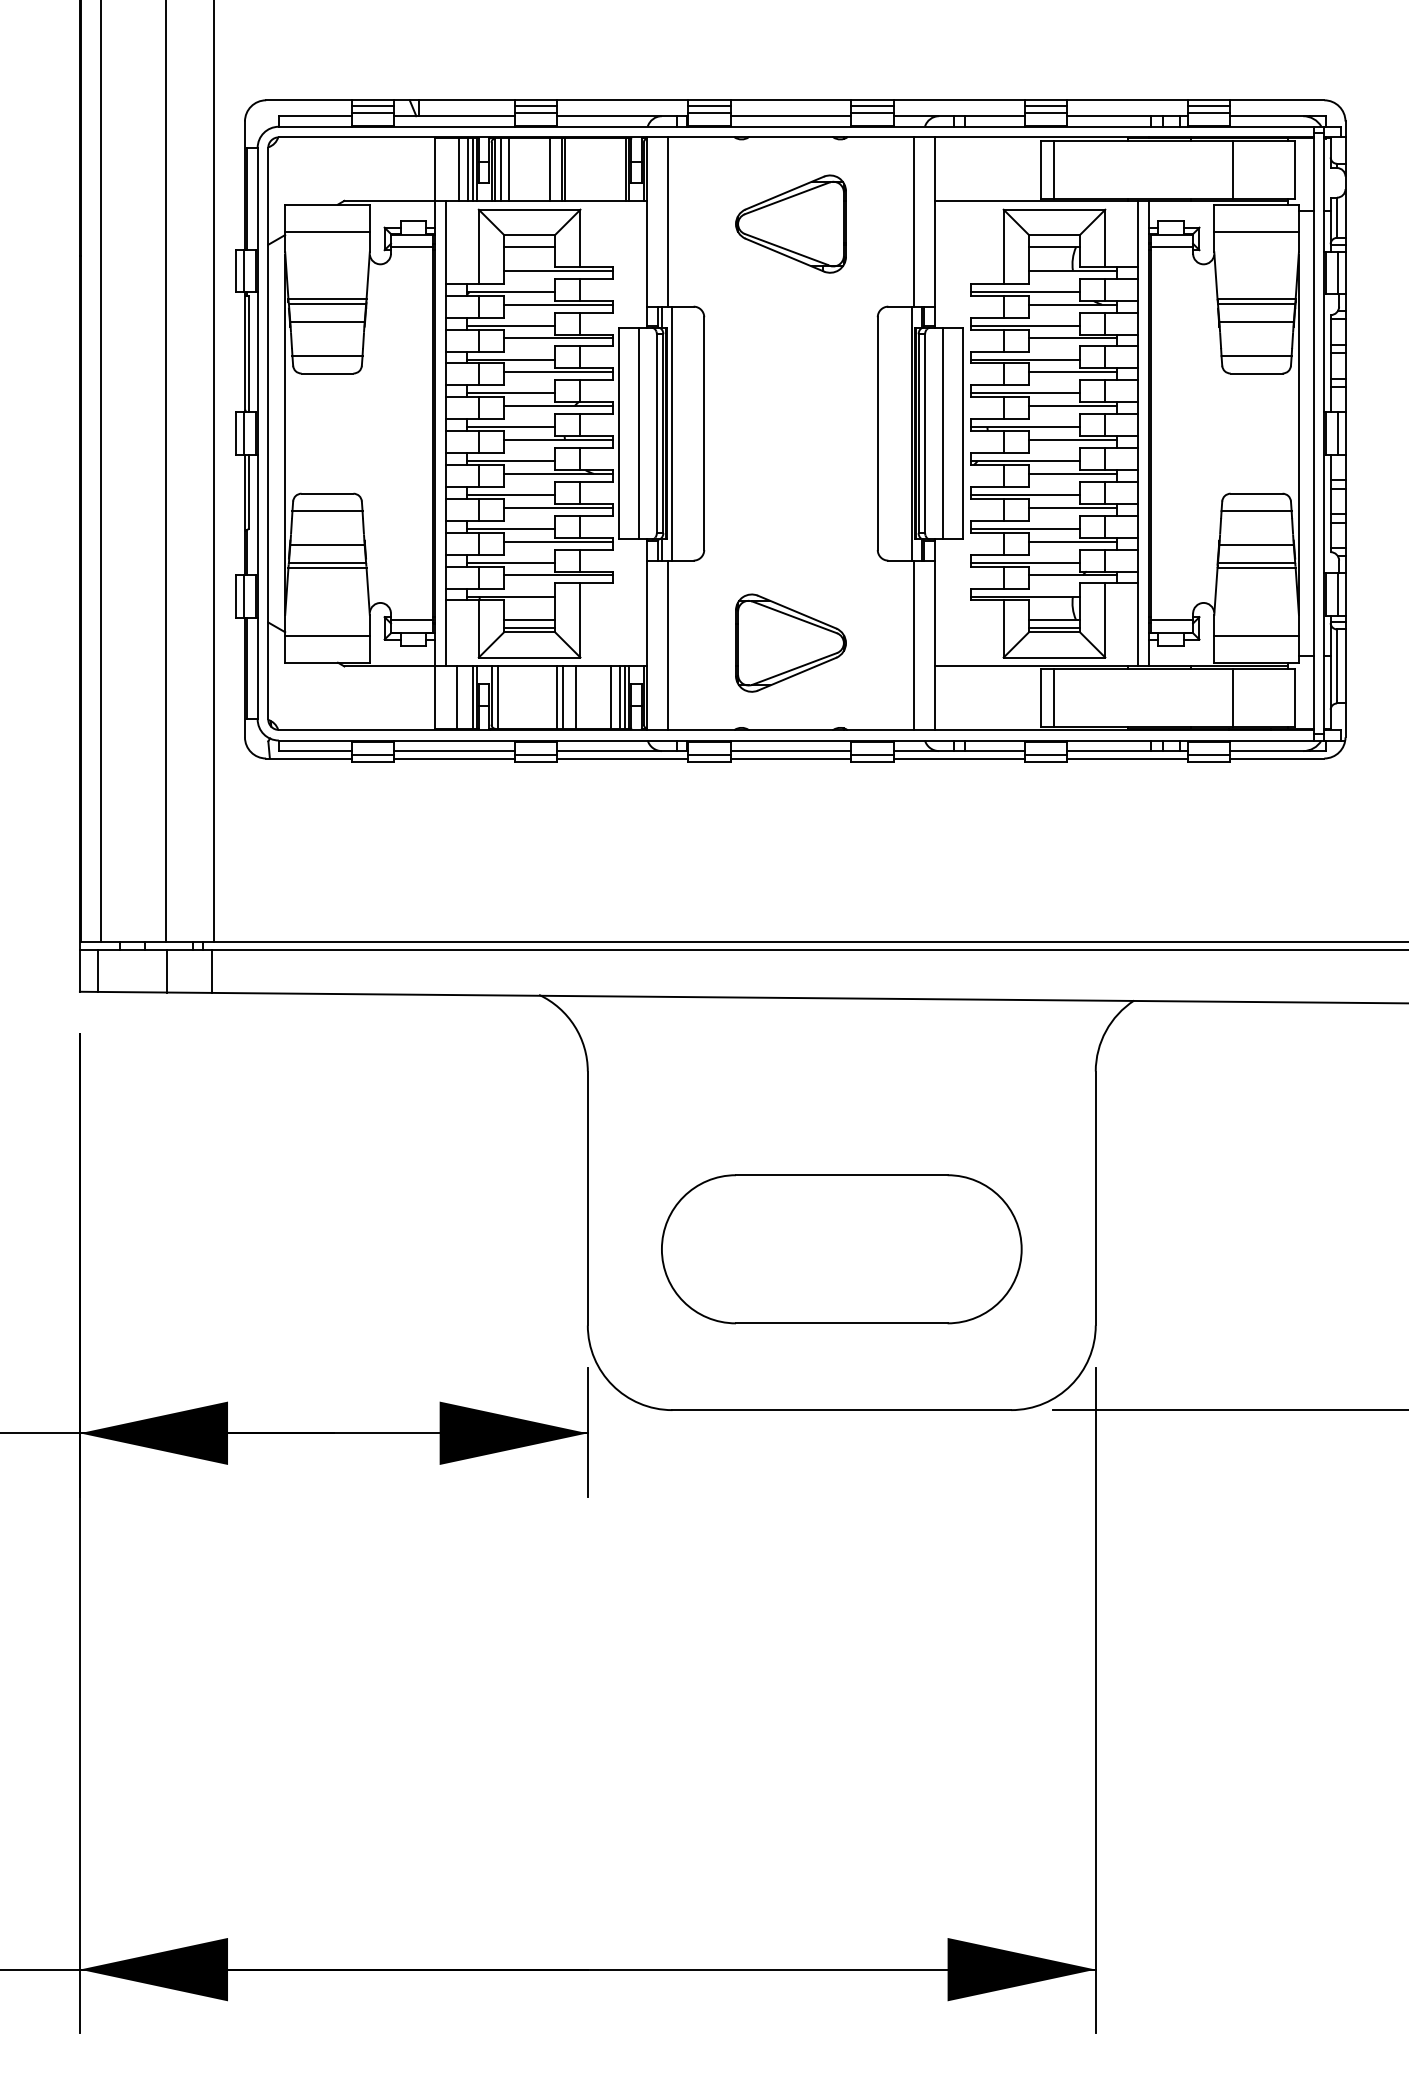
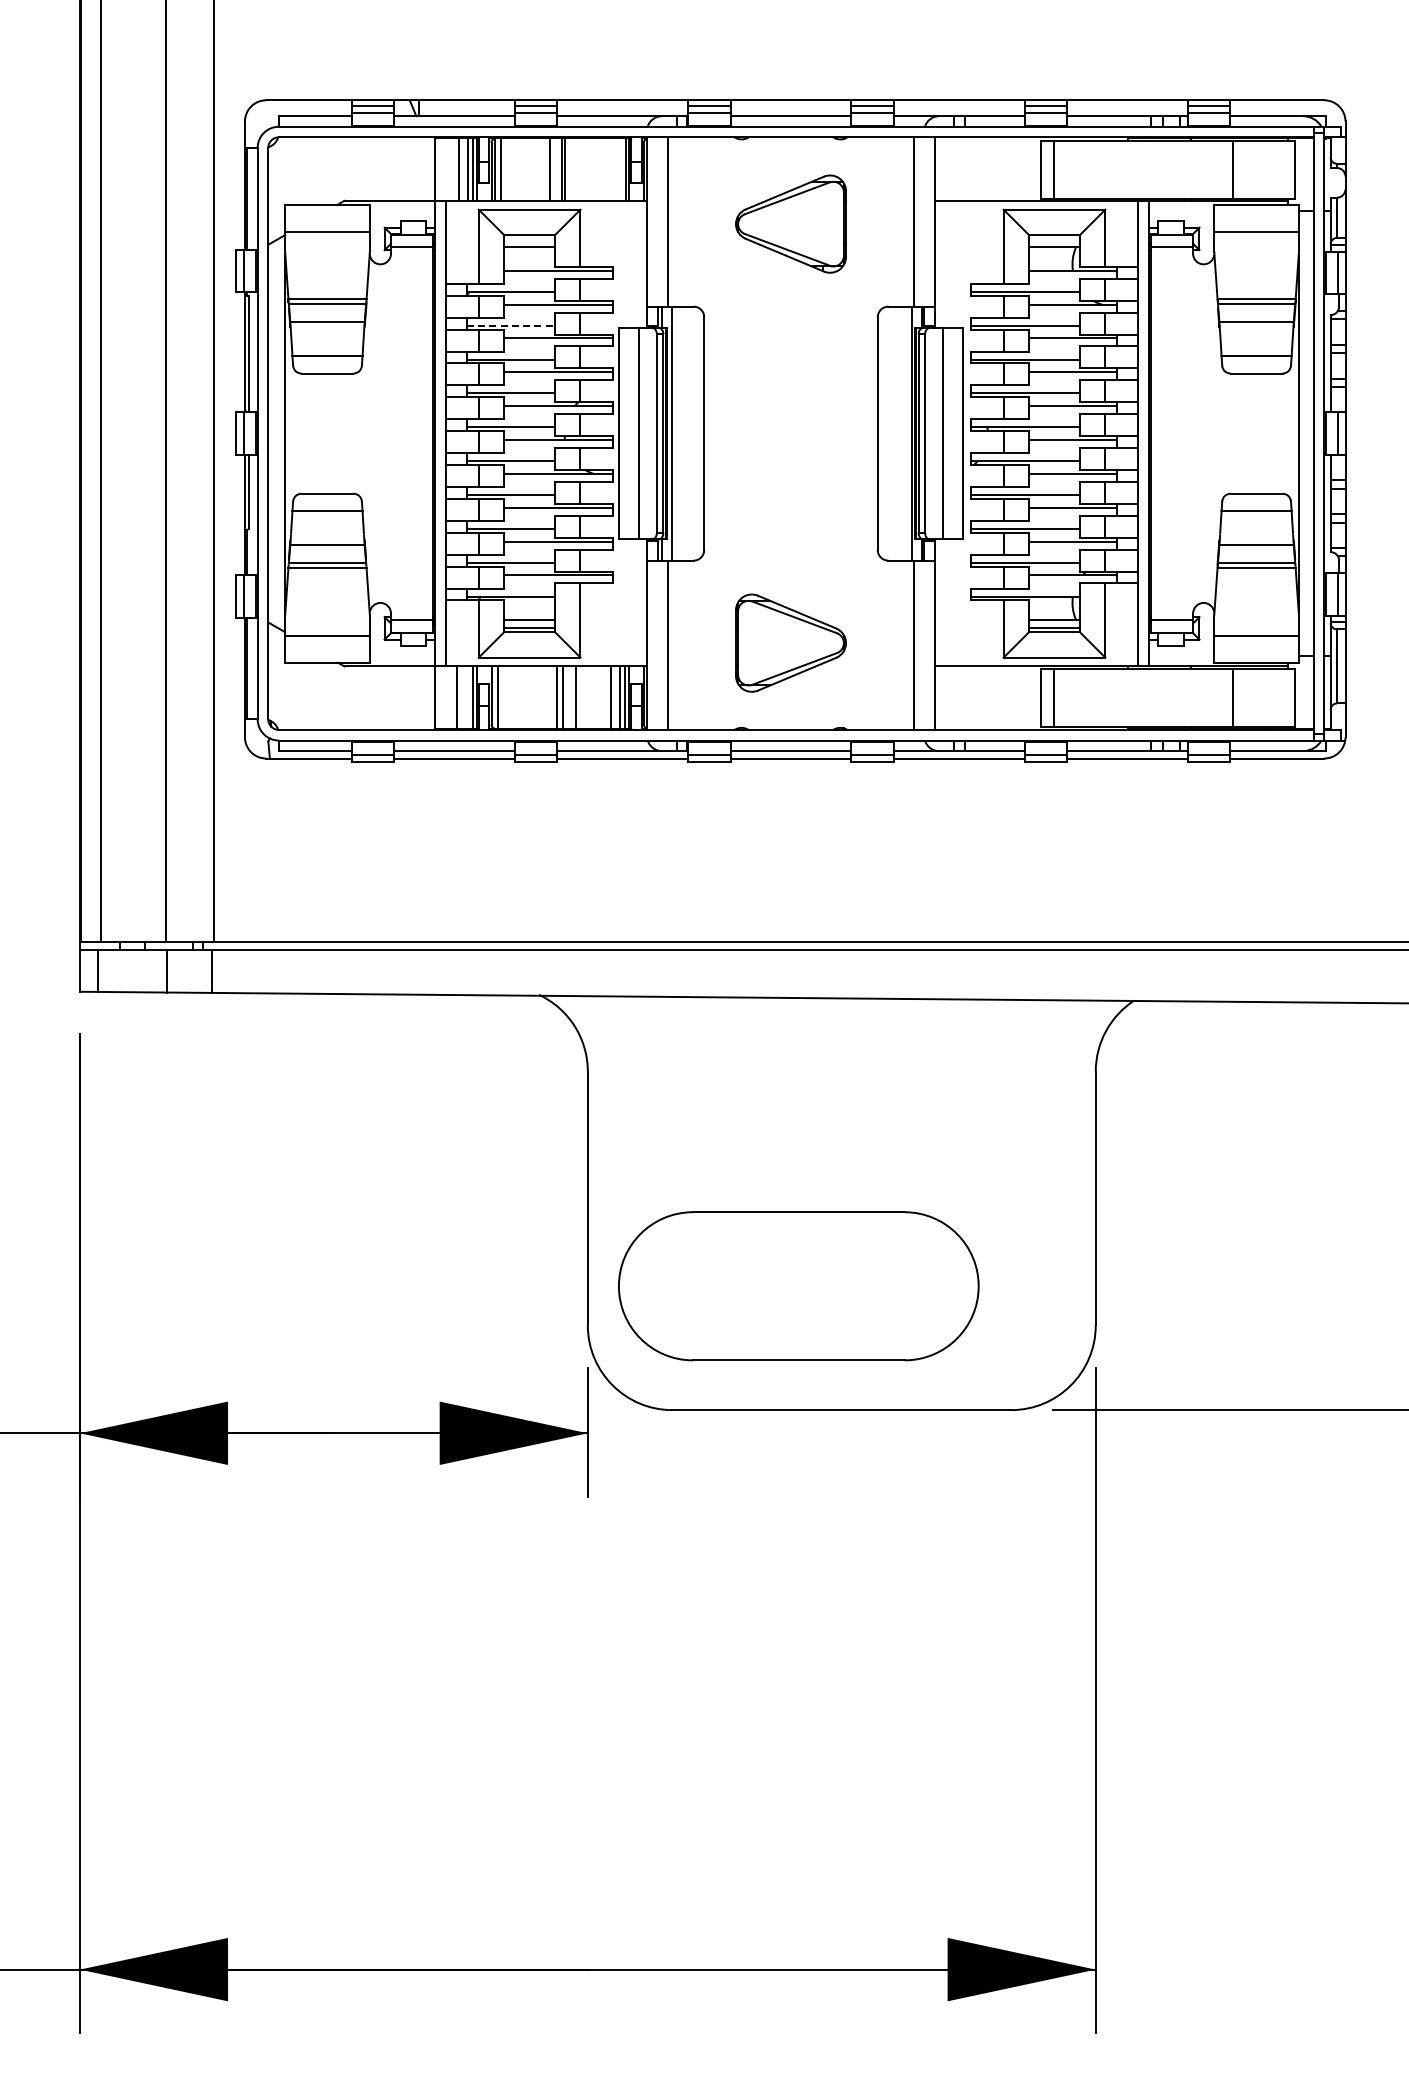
line: present -> none (509, 169)
line: solid -> dashed (511, 325)
part position: (841, 1249) -> (798, 1286) (798, 1286)
